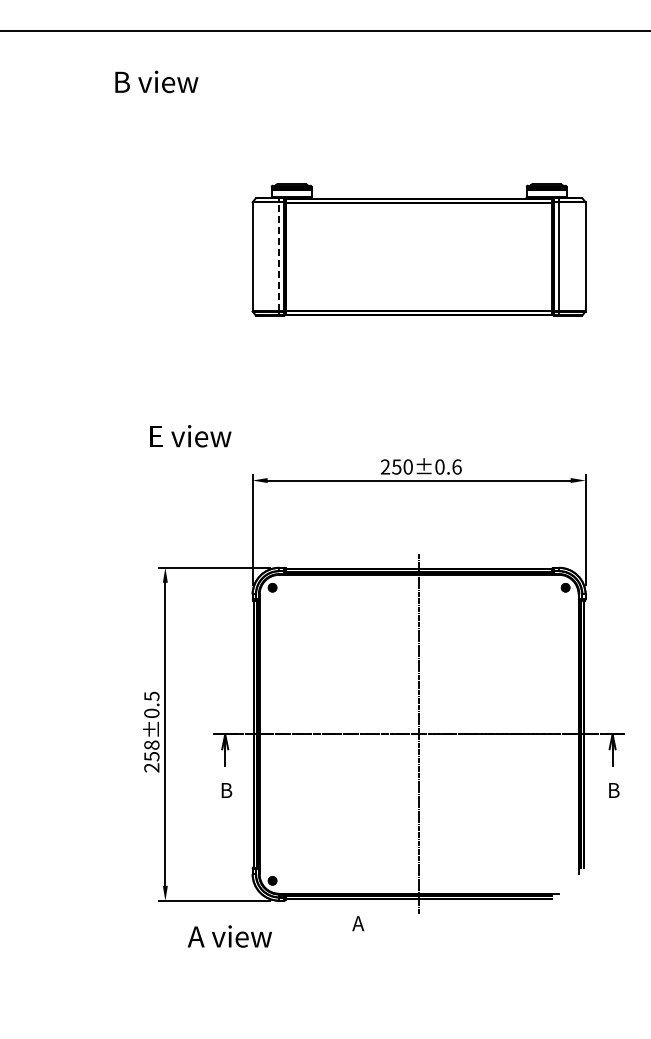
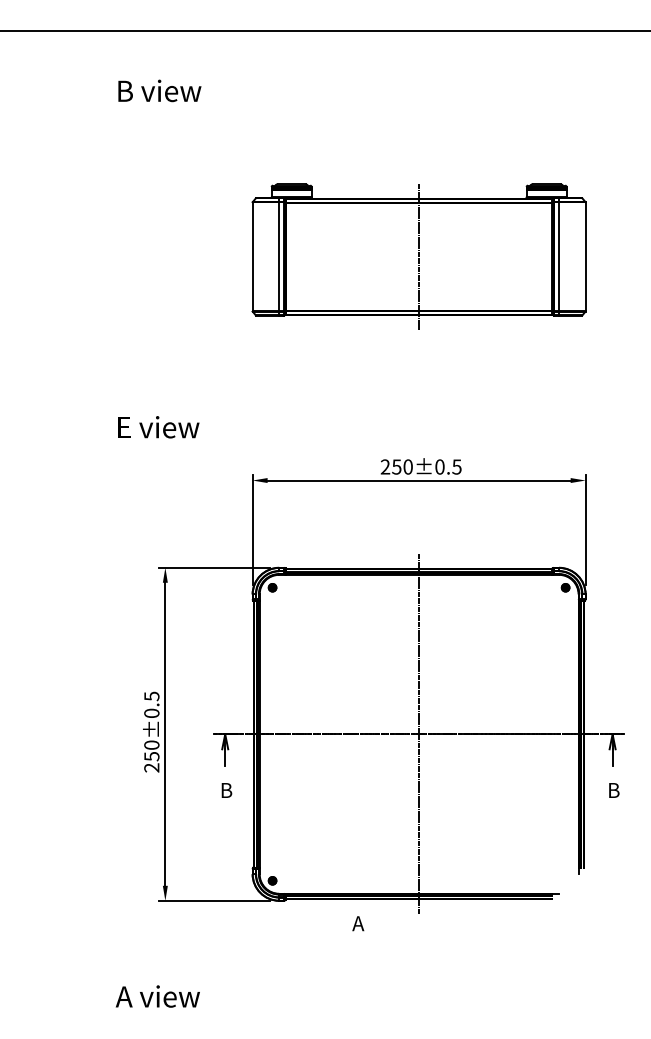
text position: (156, 81) -> (159, 90) (159, 90)
line: dashed -> solid (279, 256)
line: none -> present (419, 256)
text position: (190, 436) -> (158, 427) (158, 427)
text: 250±0.6 -> 250±0.5 (456, 466)
text: 258±0.5 -> 250±0.5 (152, 744)
text position: (229, 936) -> (157, 996) (157, 996)
